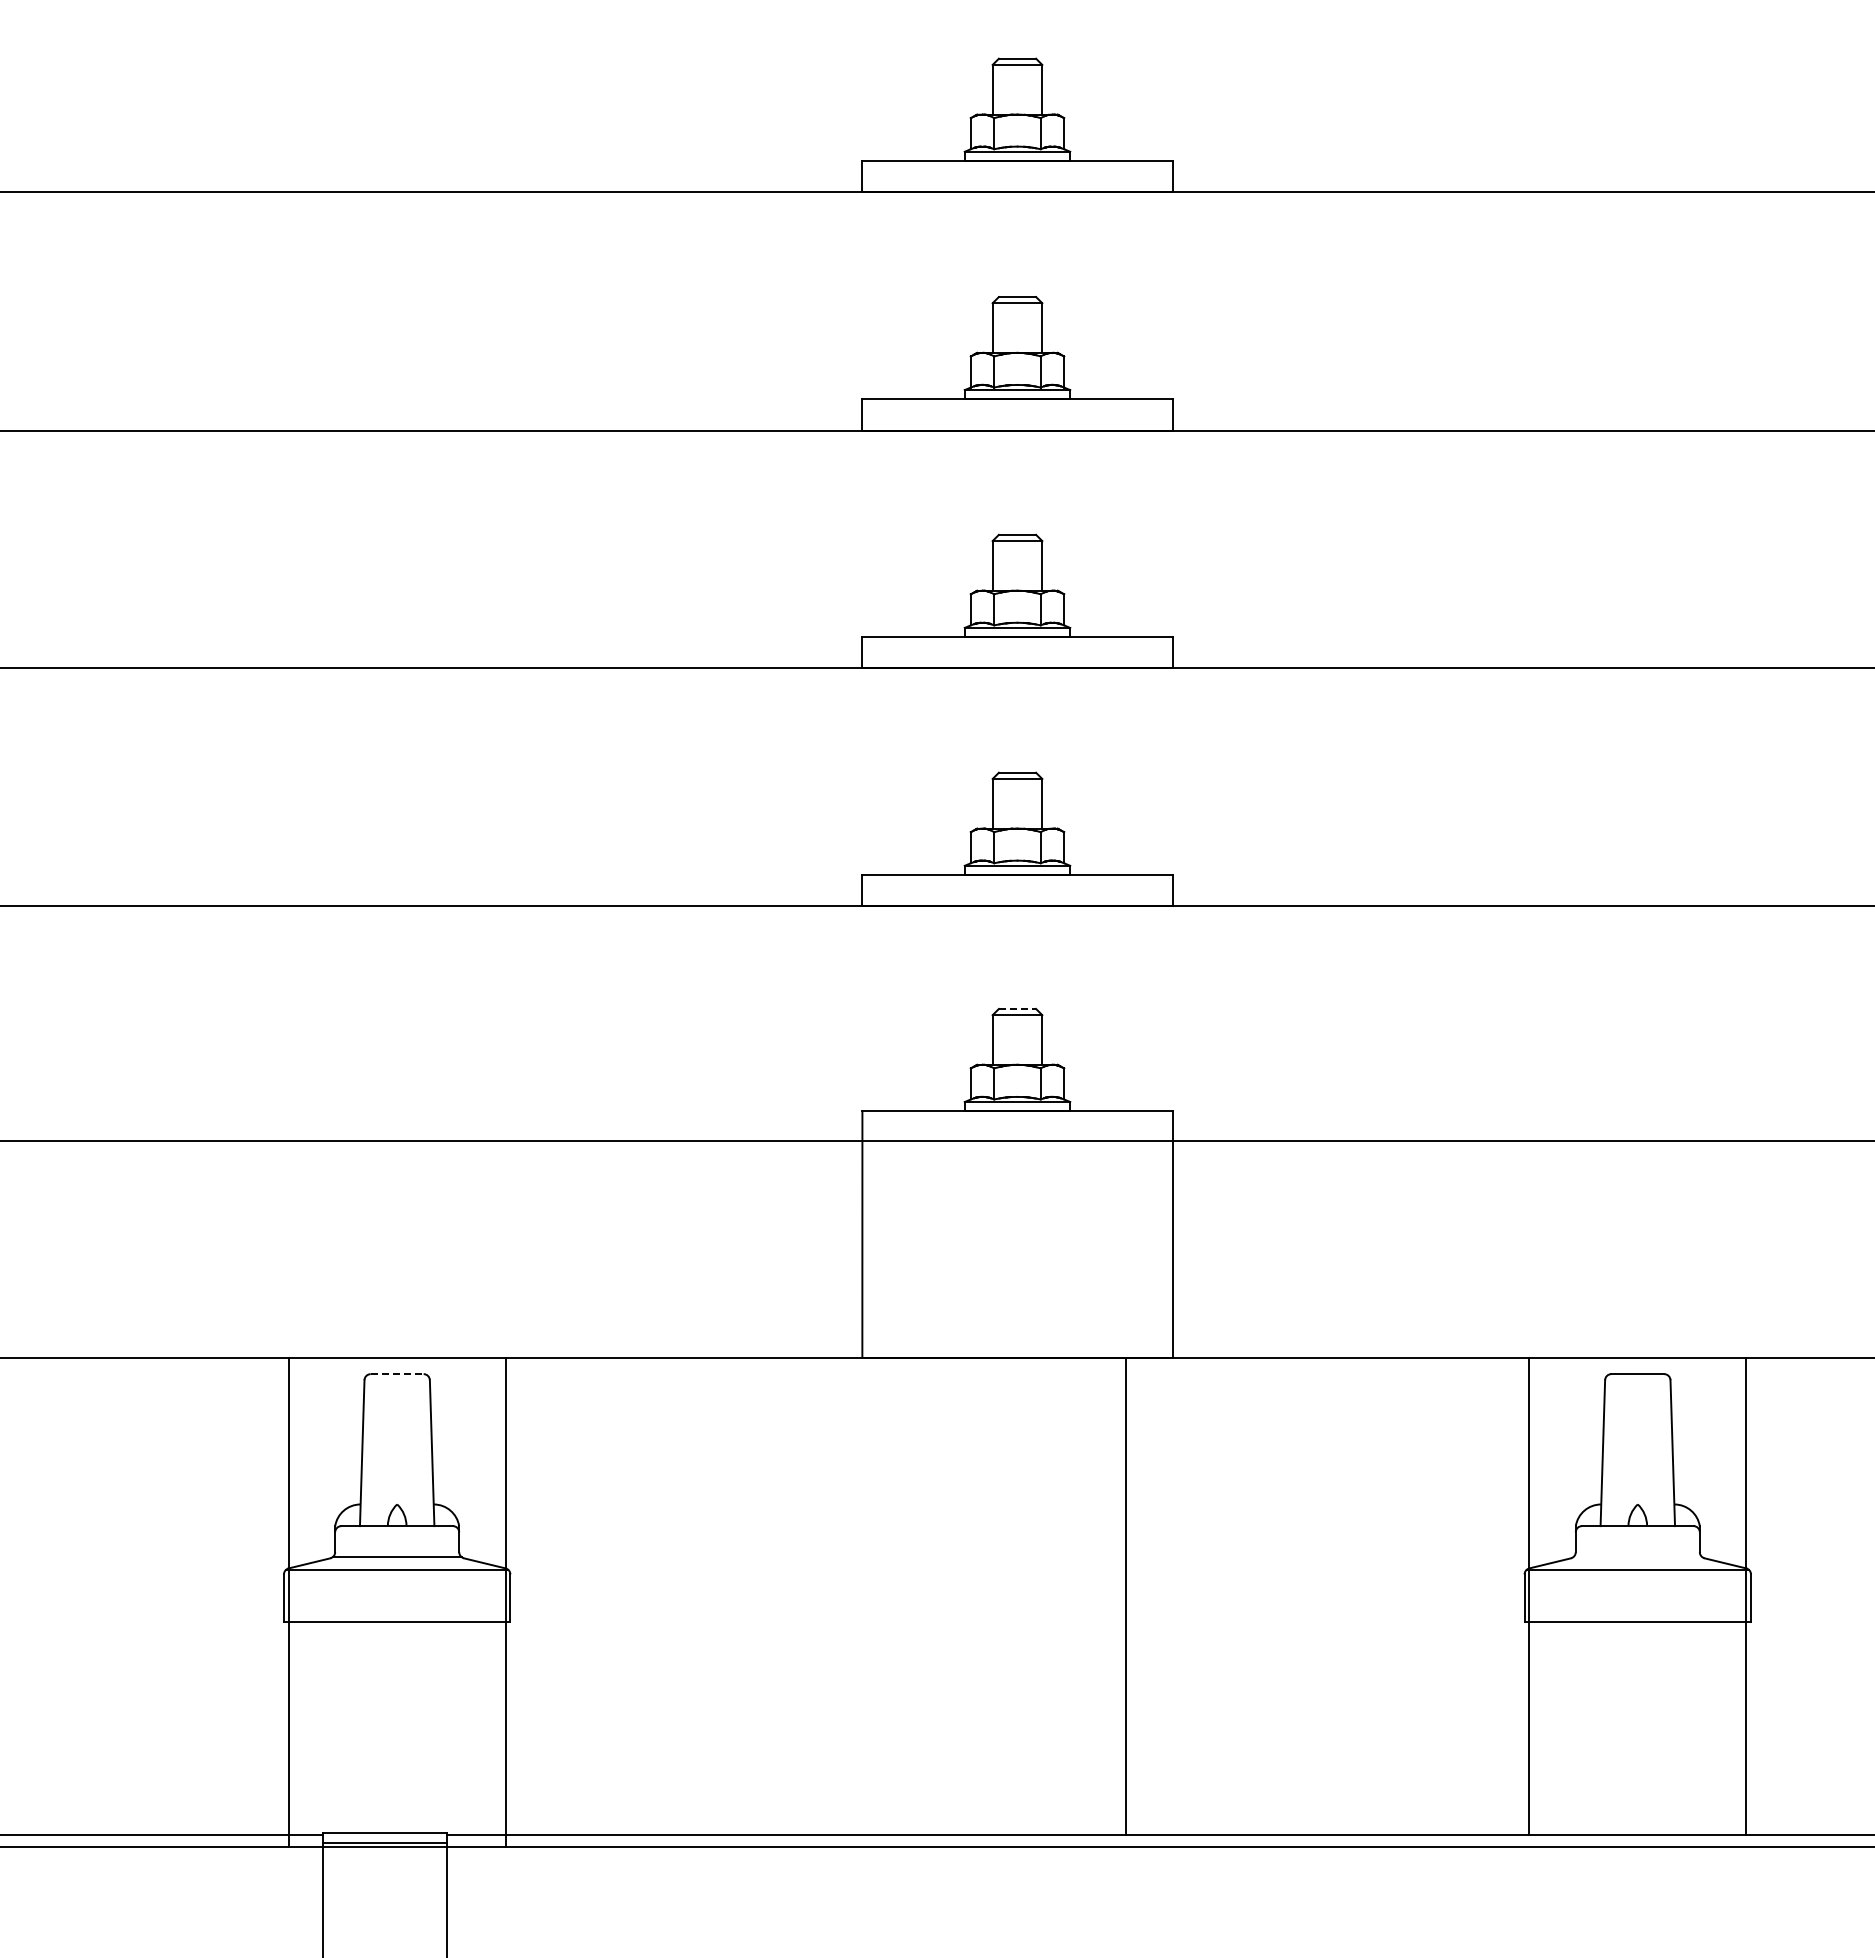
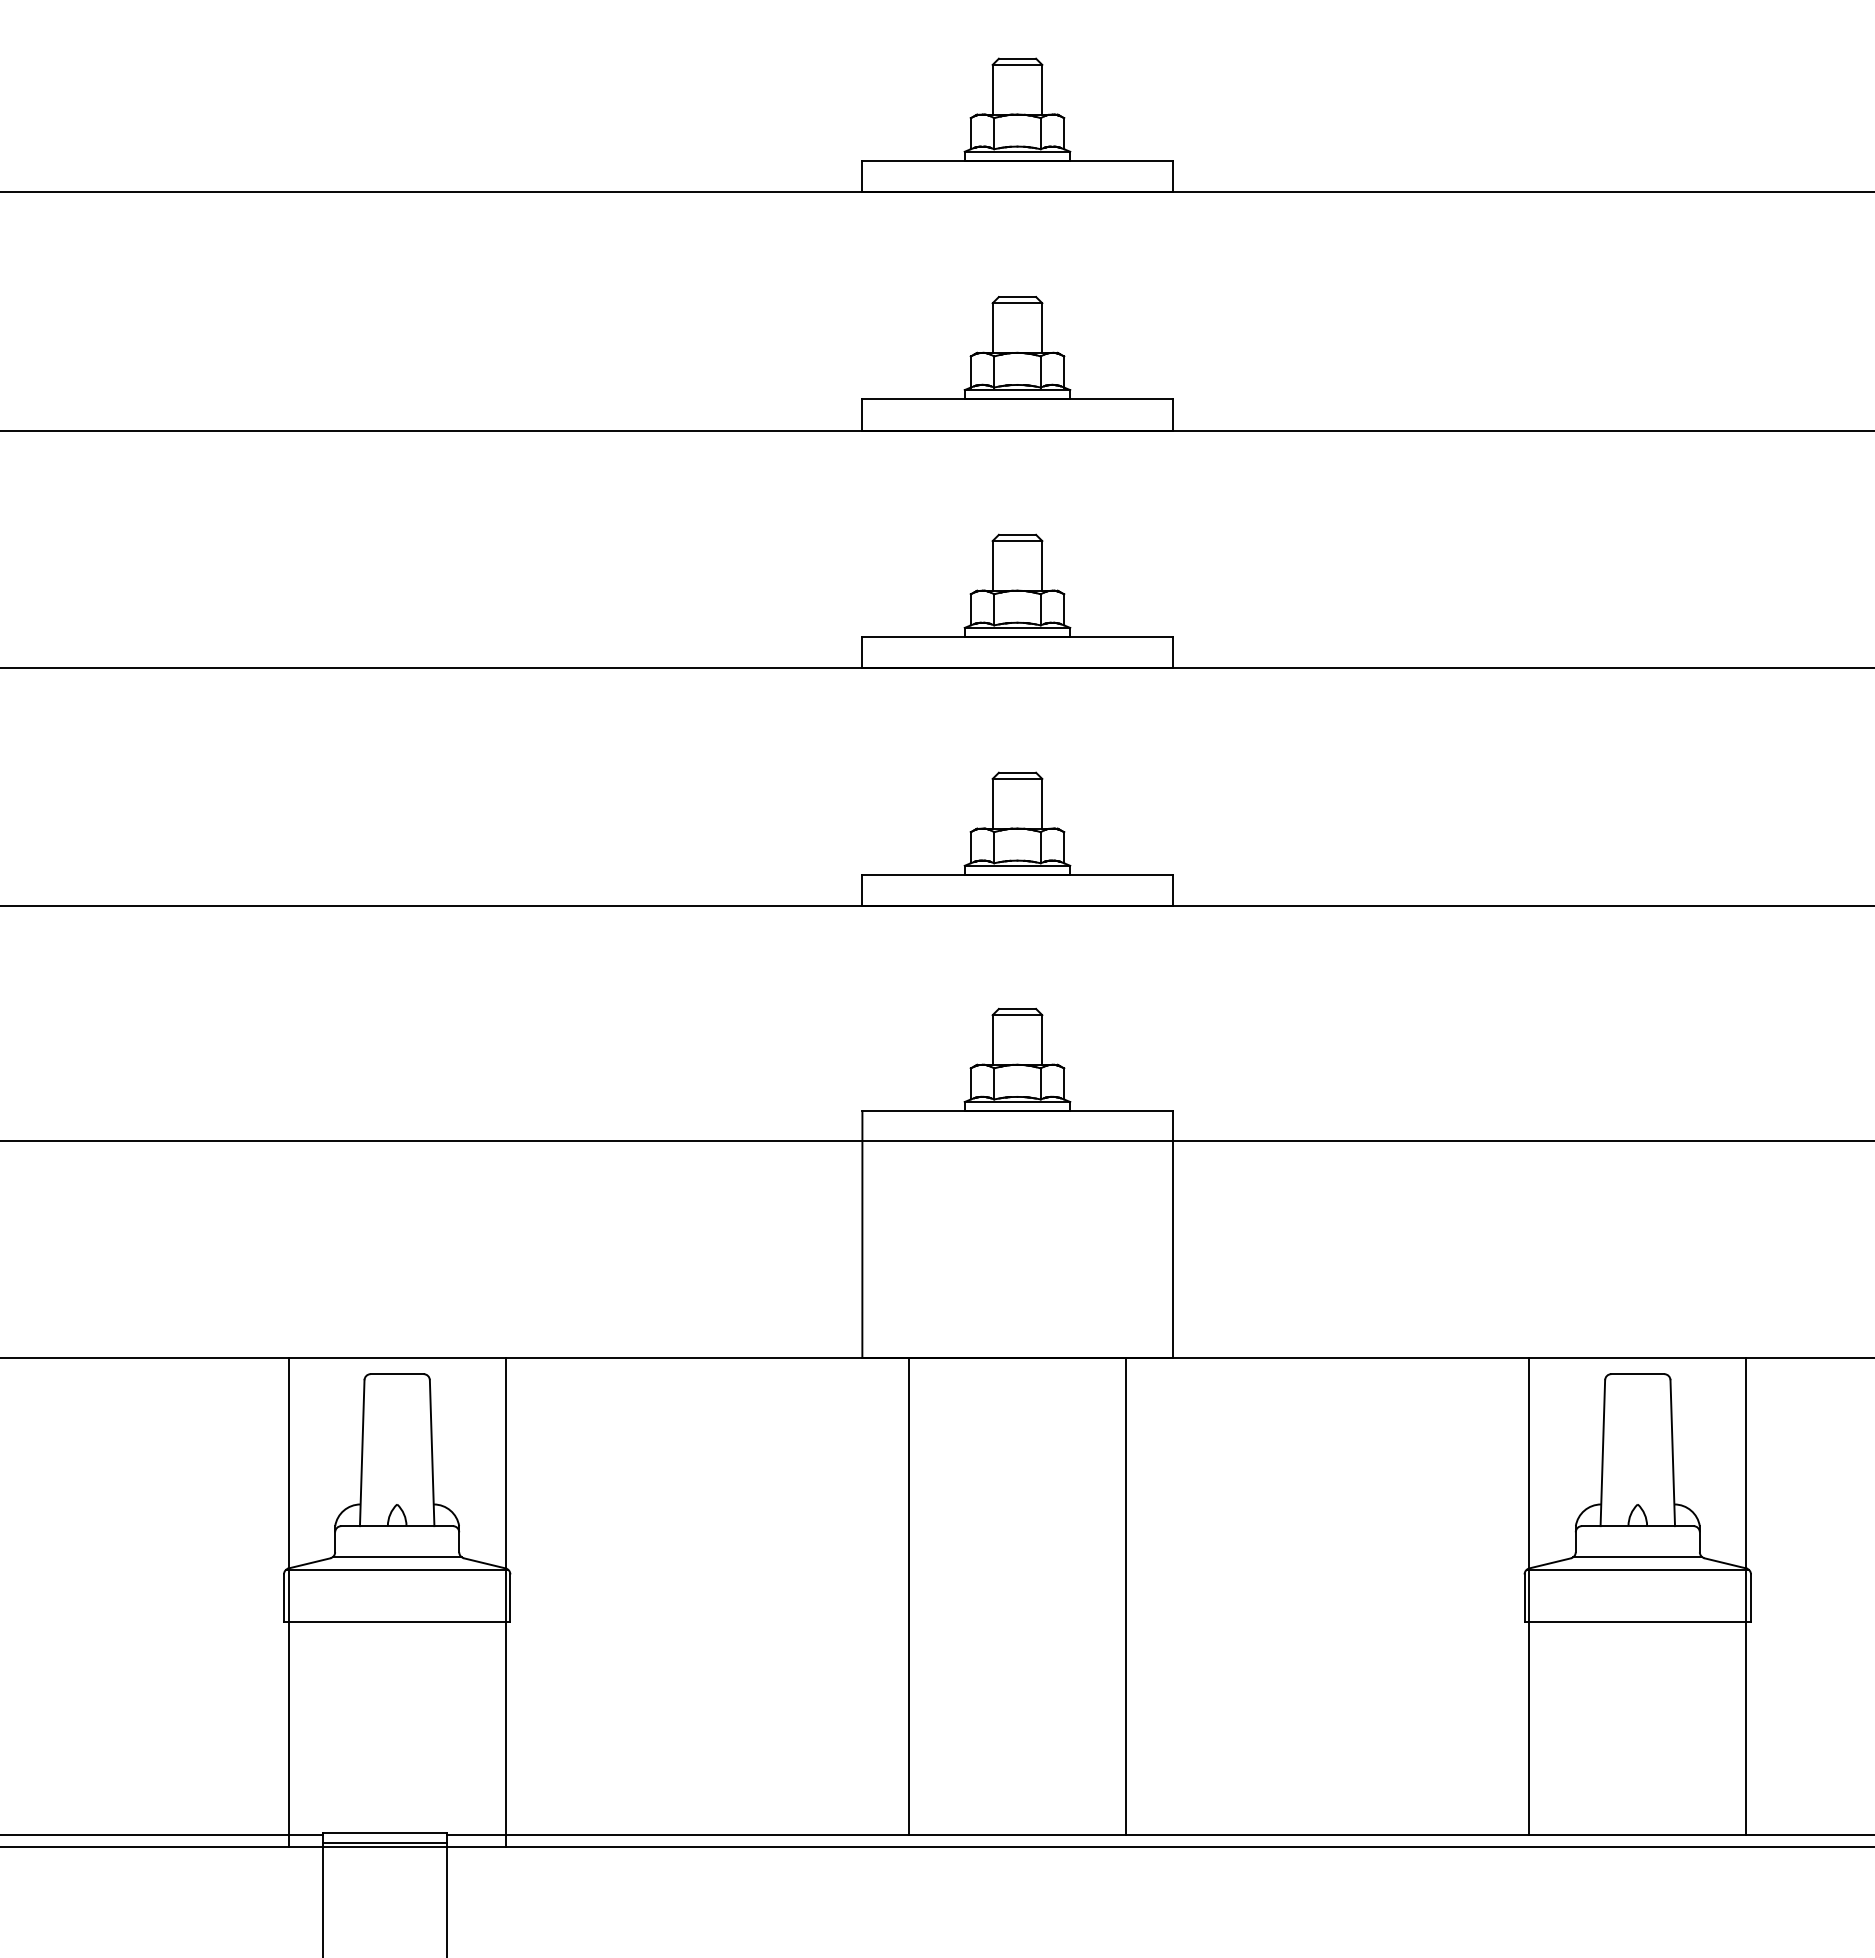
line: dashed -> solid (1017, 1008)
line: dashed -> solid (397, 1374)
line: none -> present (1637, 1557)
line: none -> present (908, 1595)
